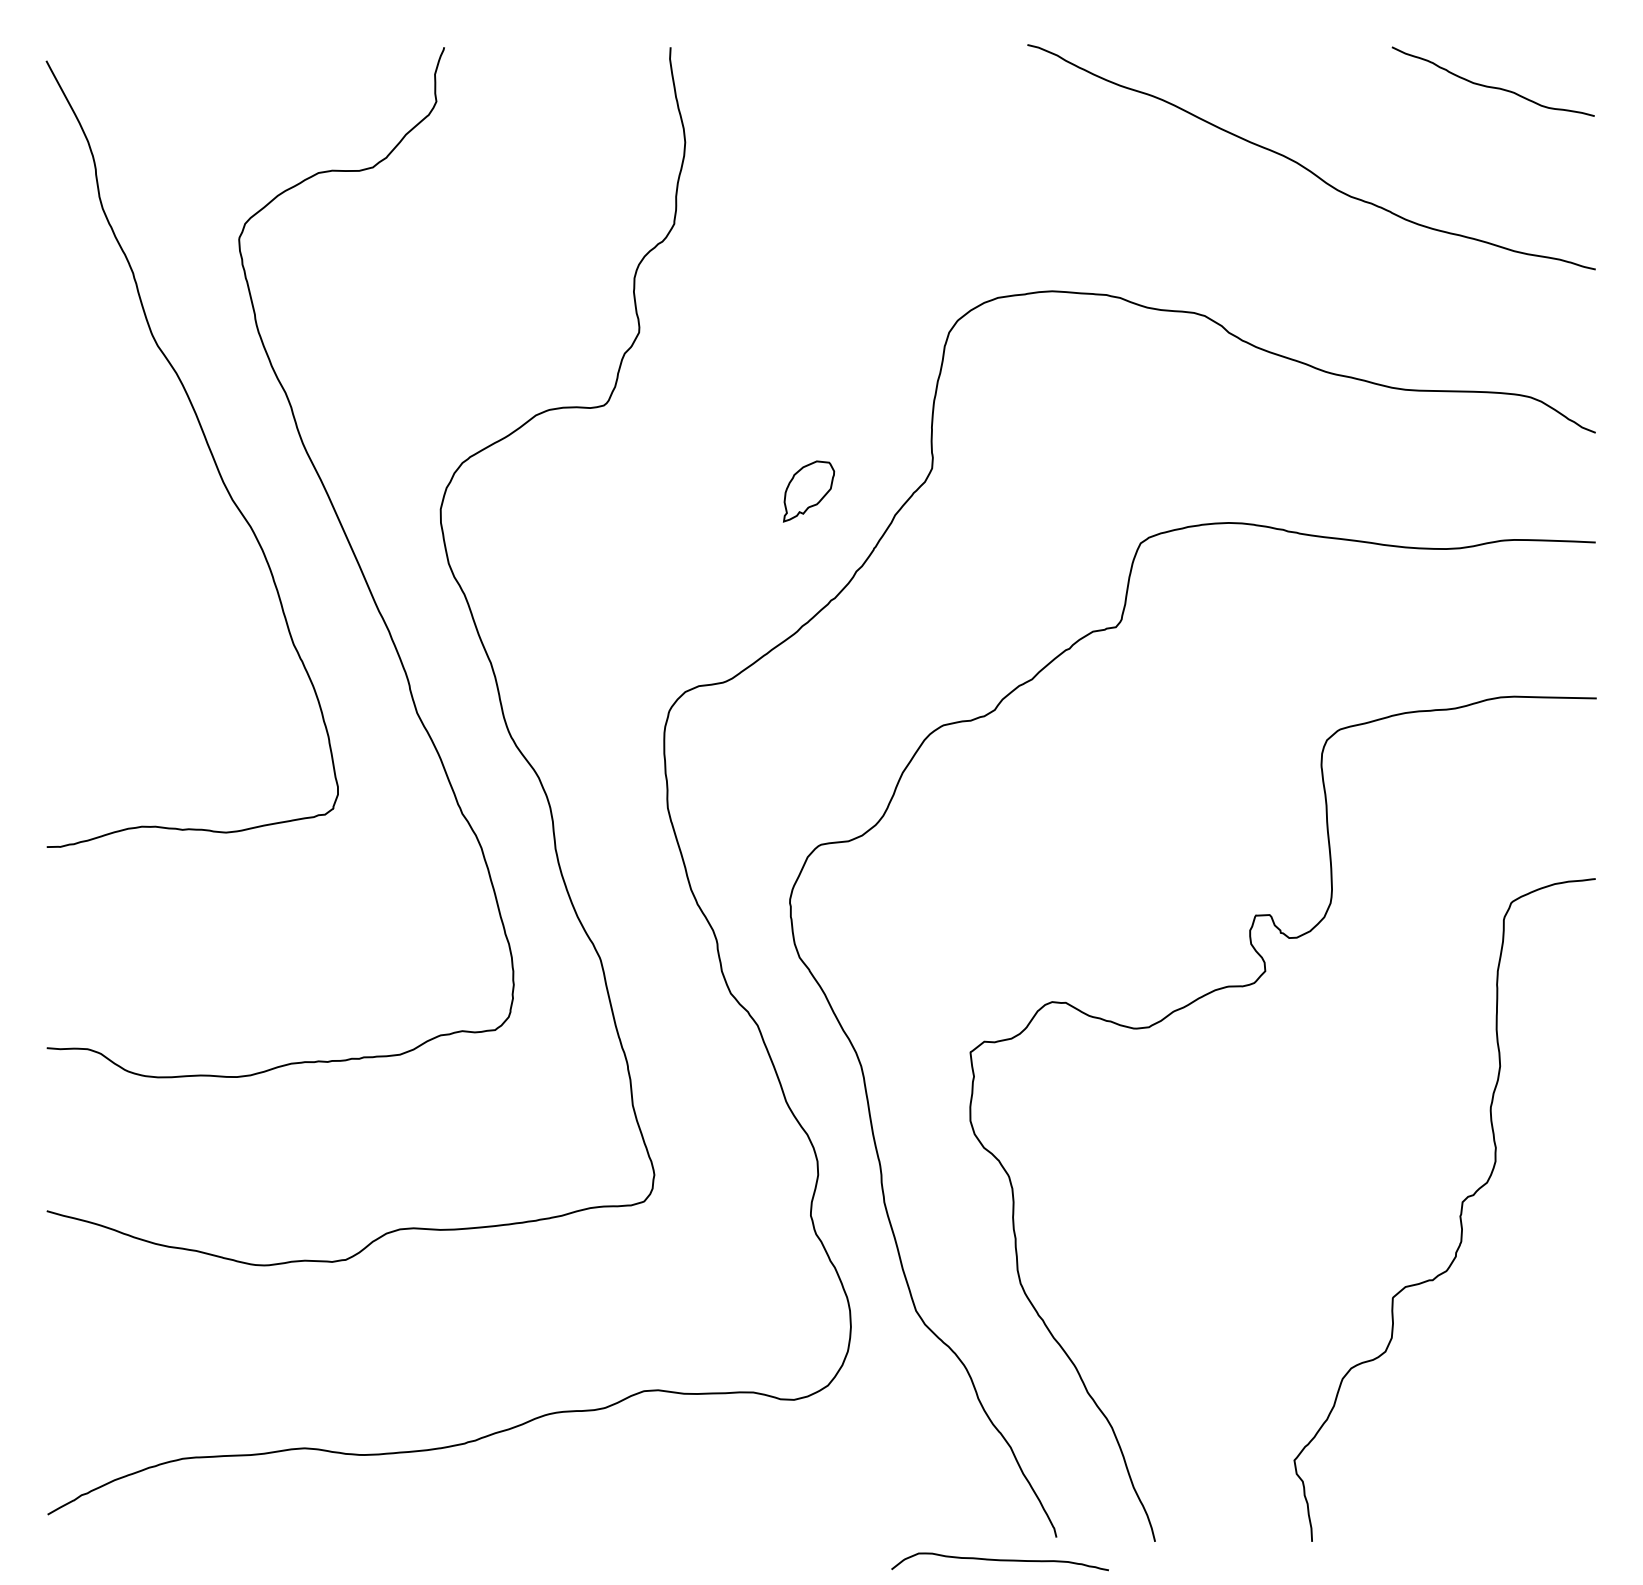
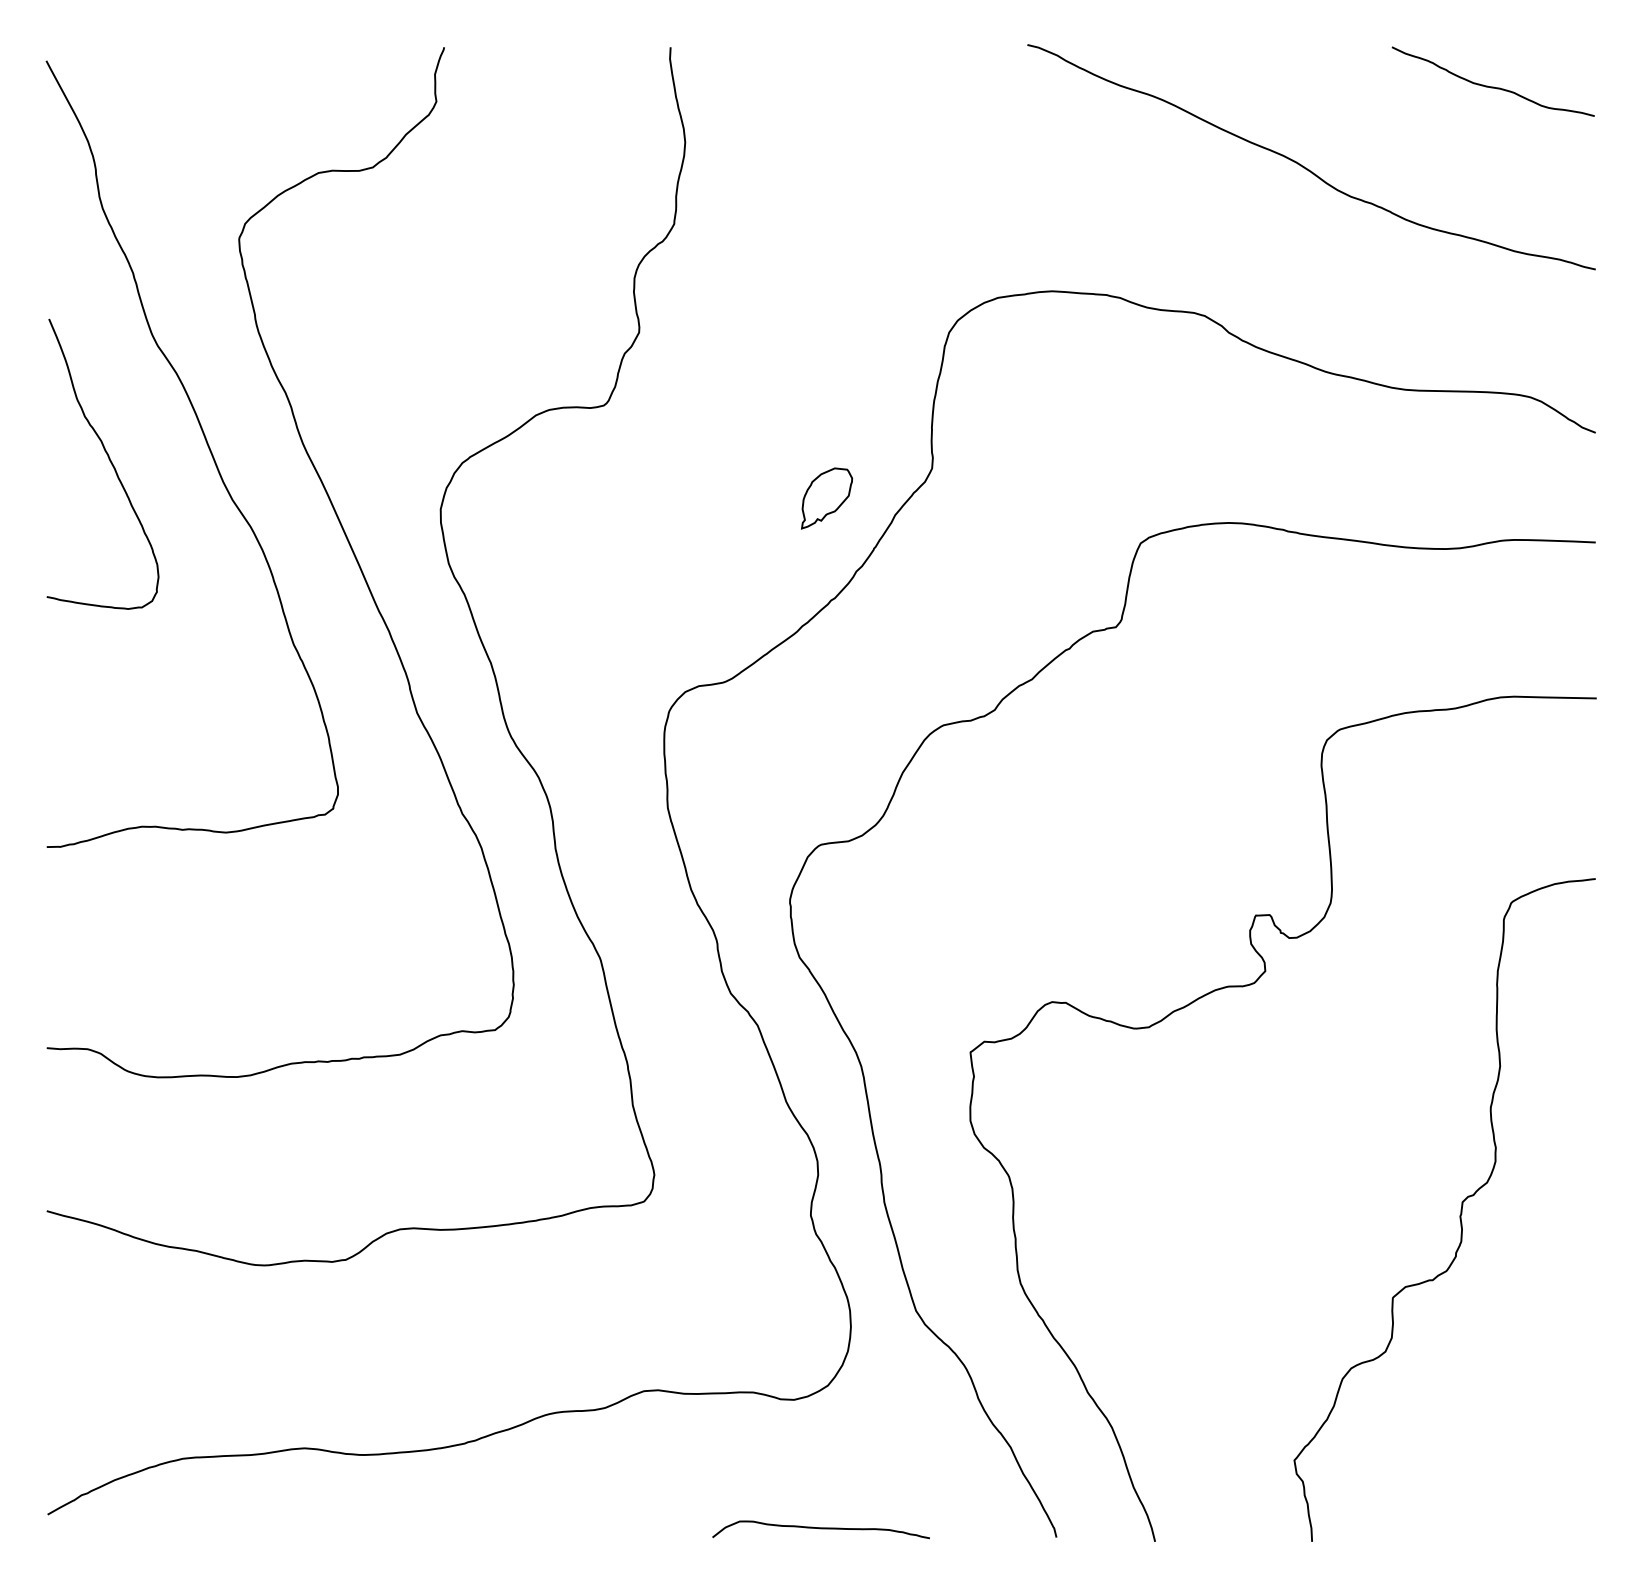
curve: none -> present (108, 459)
part position: (809, 491) -> (827, 498) (827, 498)
curve position: (999, 1561) -> (820, 1529) (820, 1529)
